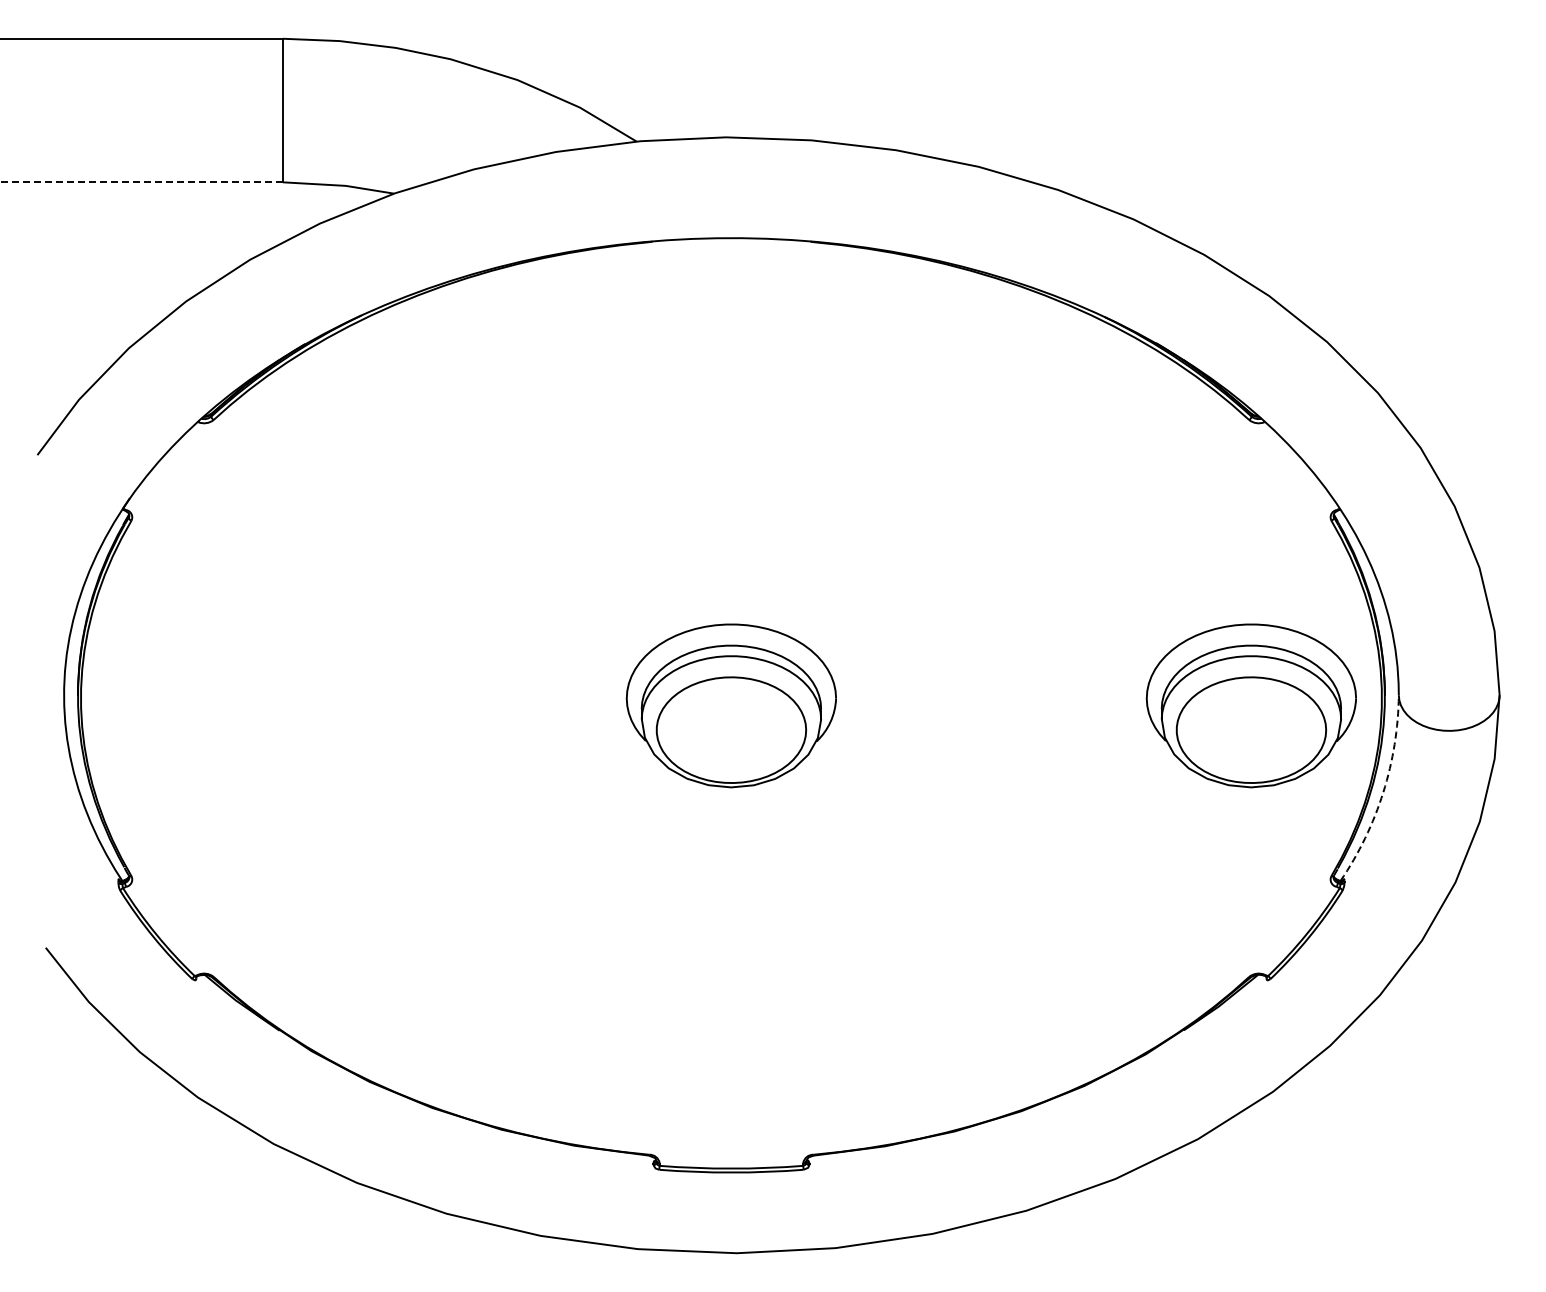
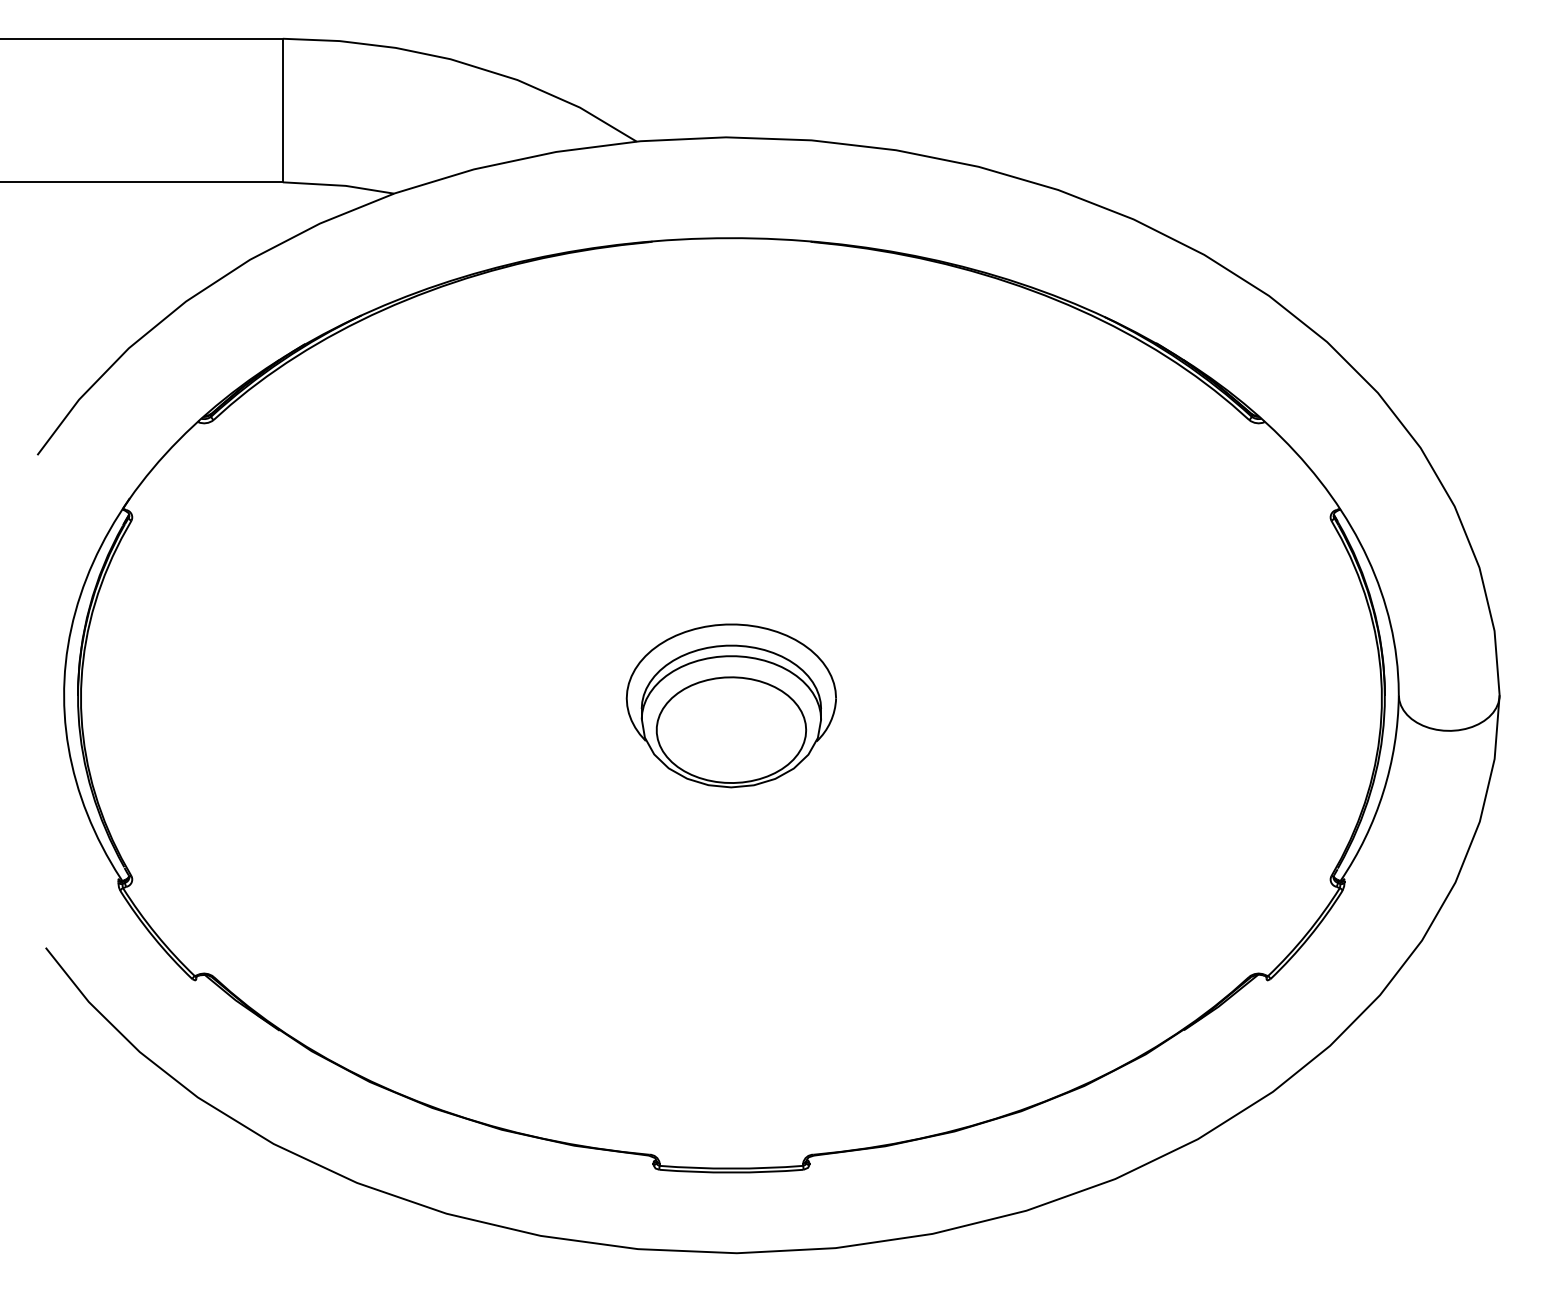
line: dashed -> solid (141, 182)
part: present -> none (1250, 705)
line: dashed -> solid (1383, 792)
